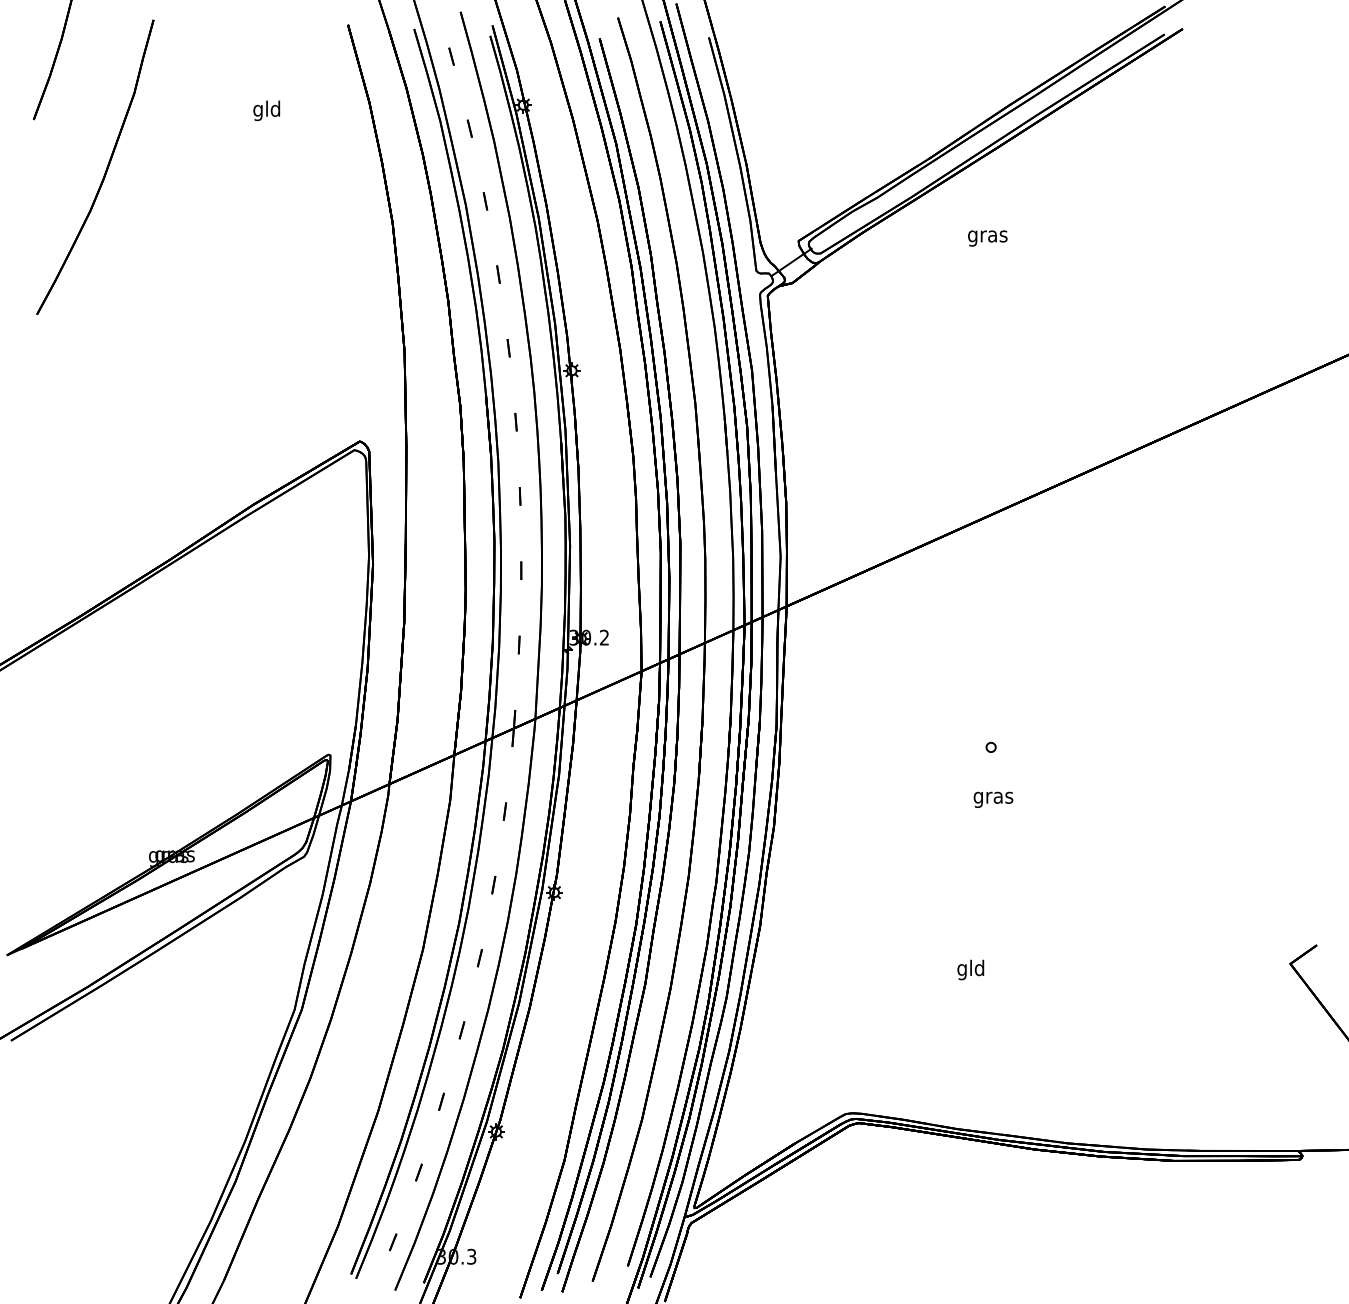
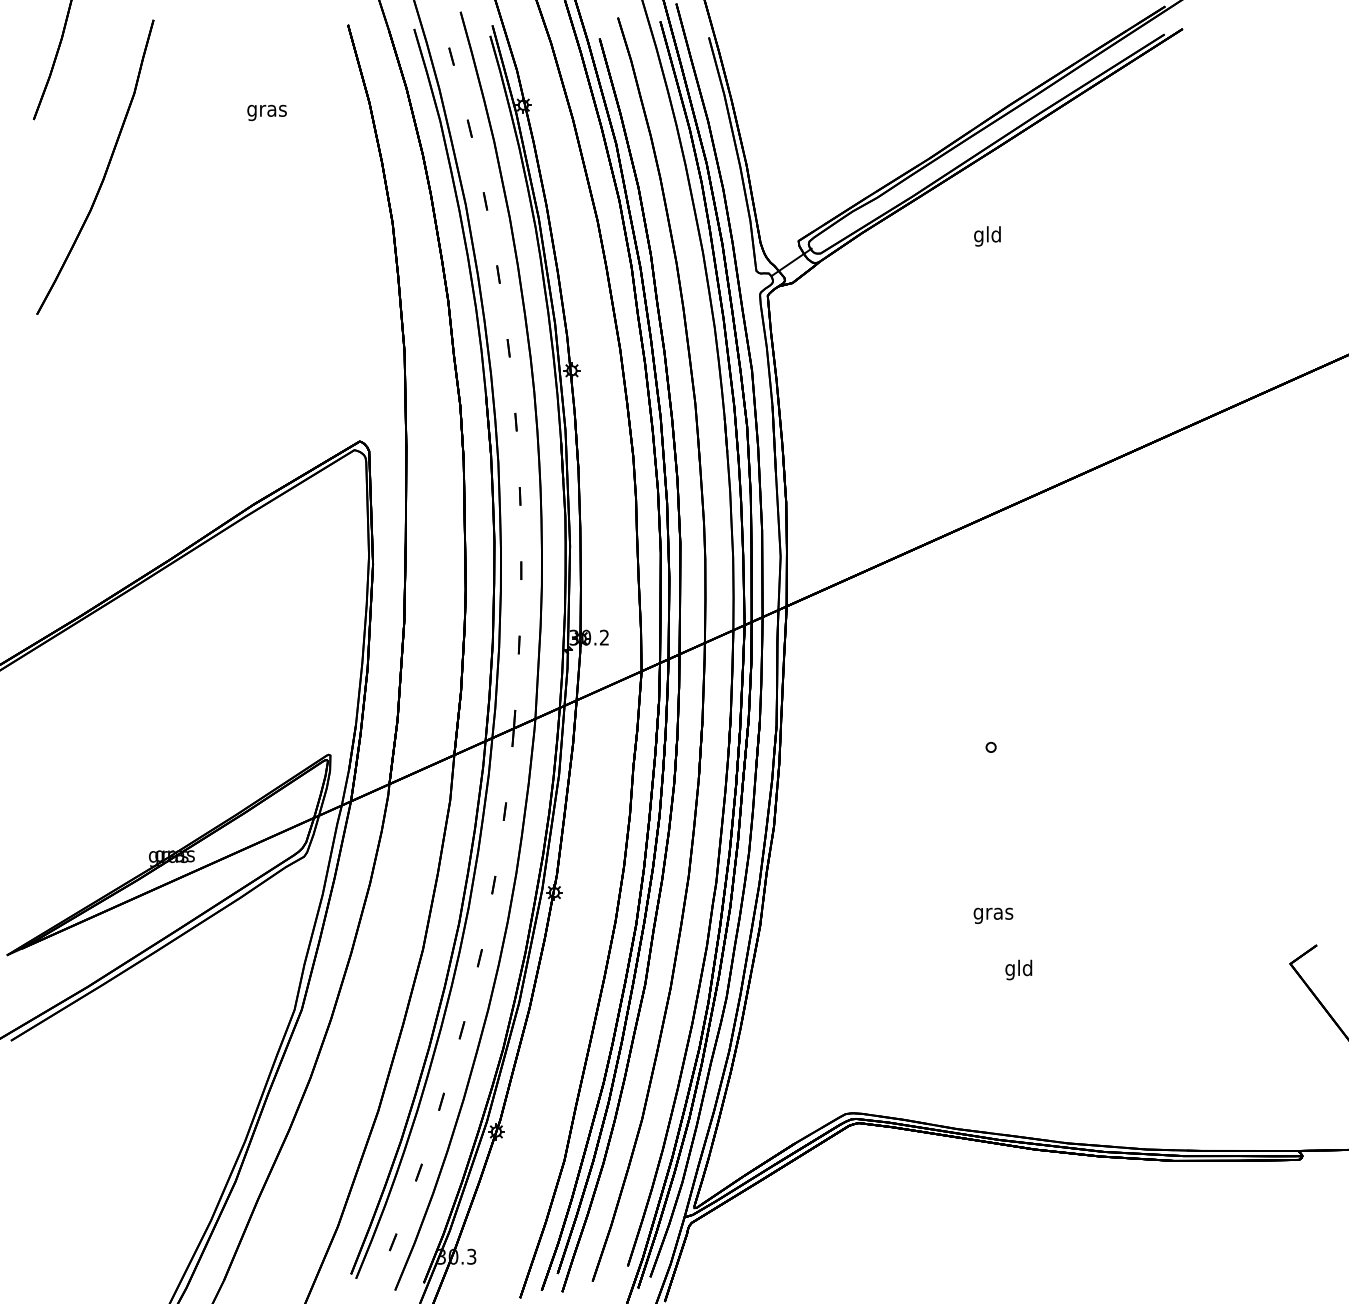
text: gld -> gras (266, 110)
text: gras -> gld (987, 236)
text position: (993, 799) -> (993, 915) (993, 915)
text position: (970, 969) -> (1018, 969) (1018, 969)
